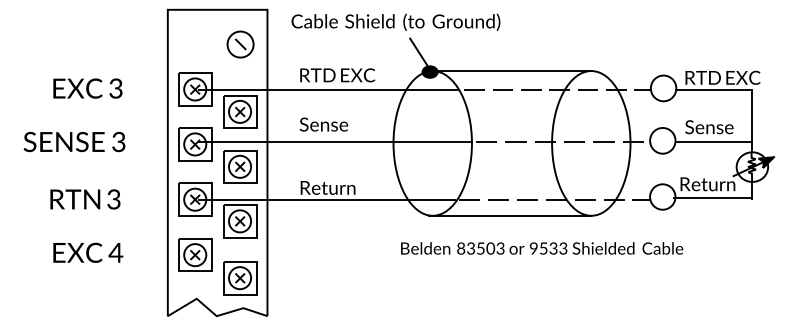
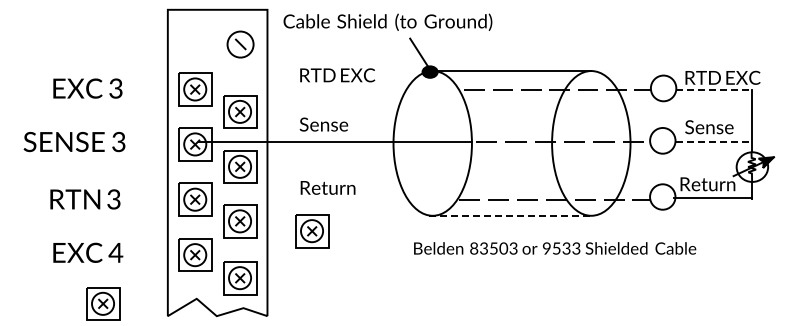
text position: (395, 21) -> (387, 21) (387, 21)
line: present -> none (328, 89)
line: solid -> dashed (714, 89)
line: solid -> dashed (713, 142)
line: present -> none (327, 200)
line: solid -> dashed (510, 215)
part: none -> present (312, 231)
text position: (542, 248) -> (555, 248) (555, 248)
part: none -> present (103, 303)
